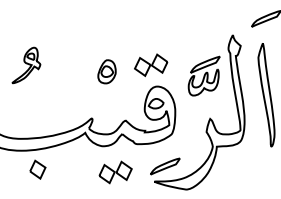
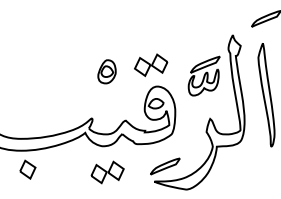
part: present -> none (26, 65)
part position: (37, 169) -> (27, 169) (27, 169)
part position: (115, 172) -> (107, 172) (107, 172)
